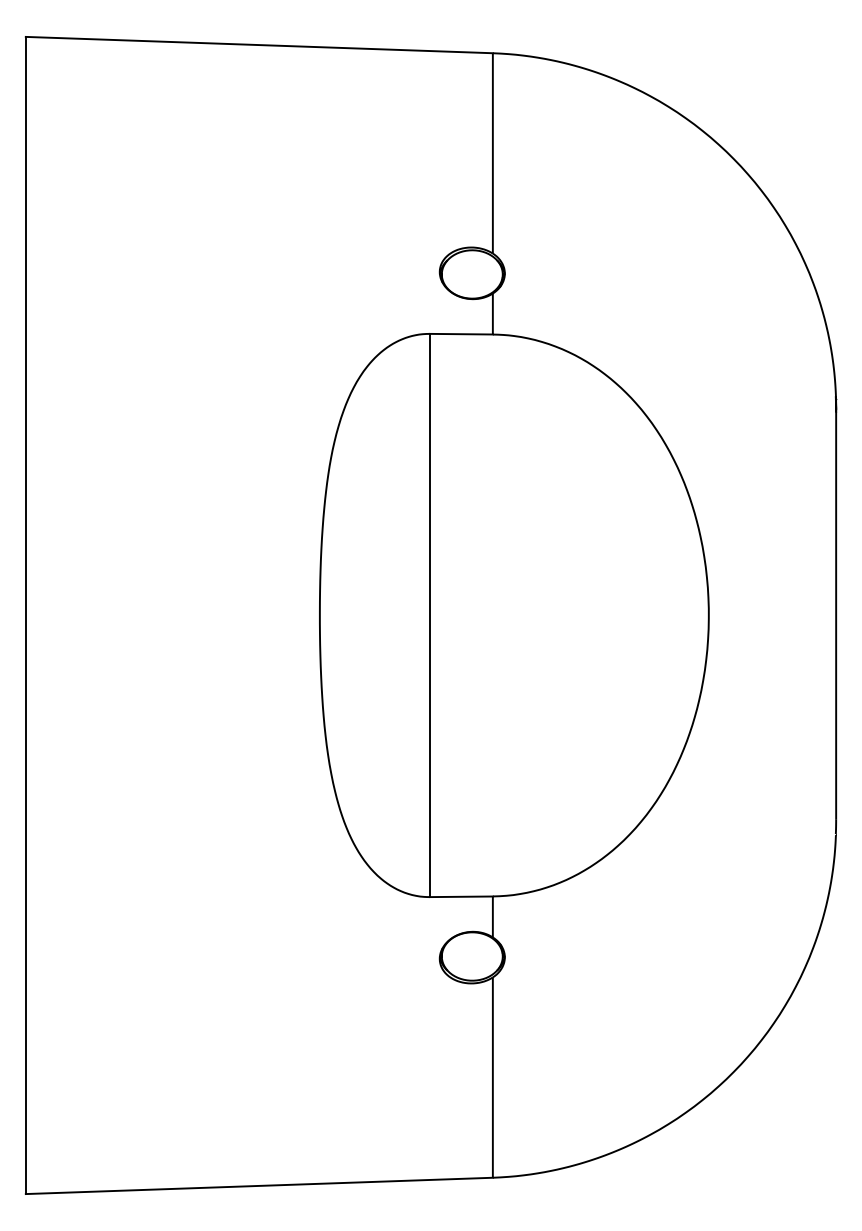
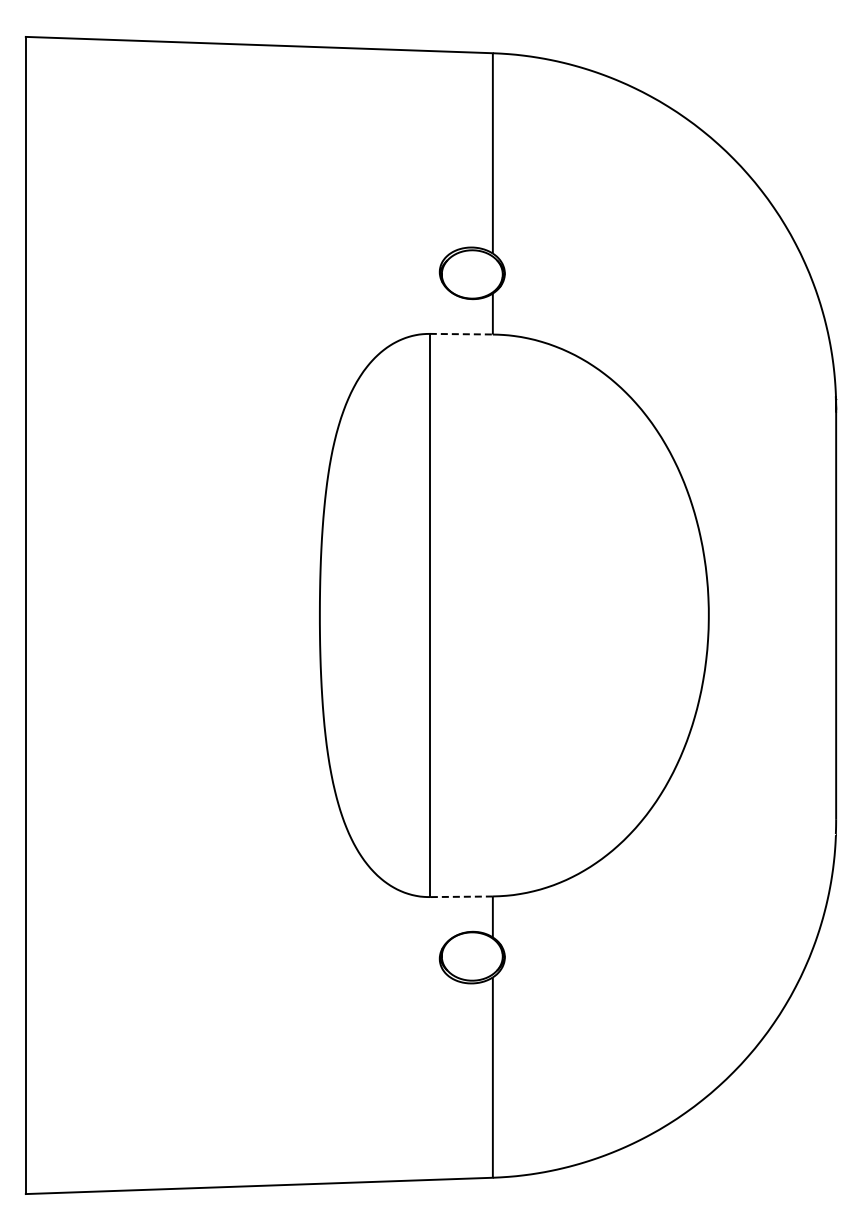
line: solid -> dashed (461, 334)
line: solid -> dashed (461, 896)
